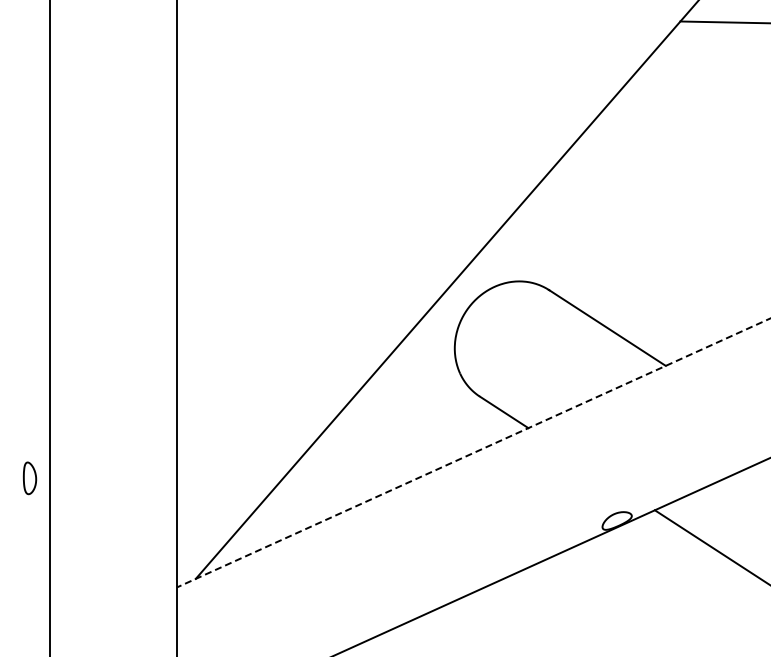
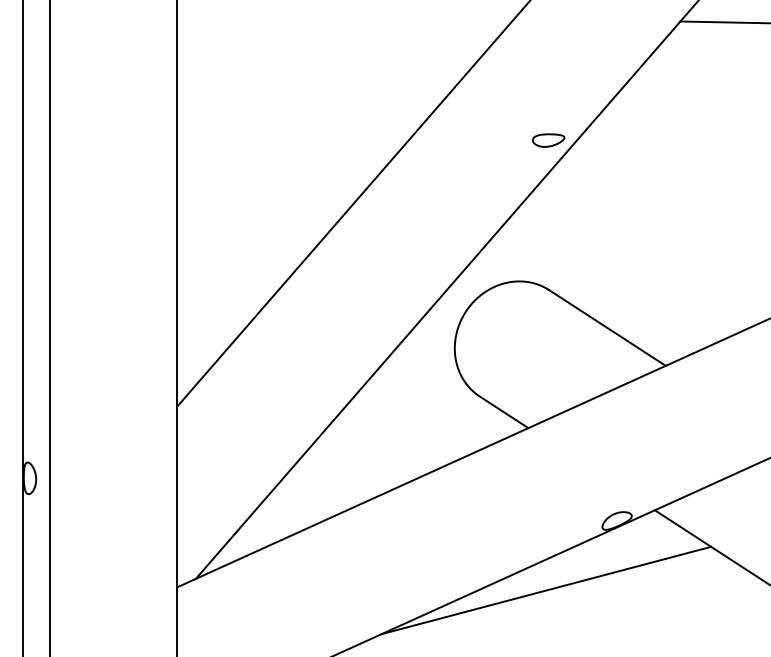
part: none -> present (548, 140)
line: none -> present (352, 204)
line: none -> present (23, 327)
line: dashed -> solid (474, 452)
line: none -> present (546, 590)
